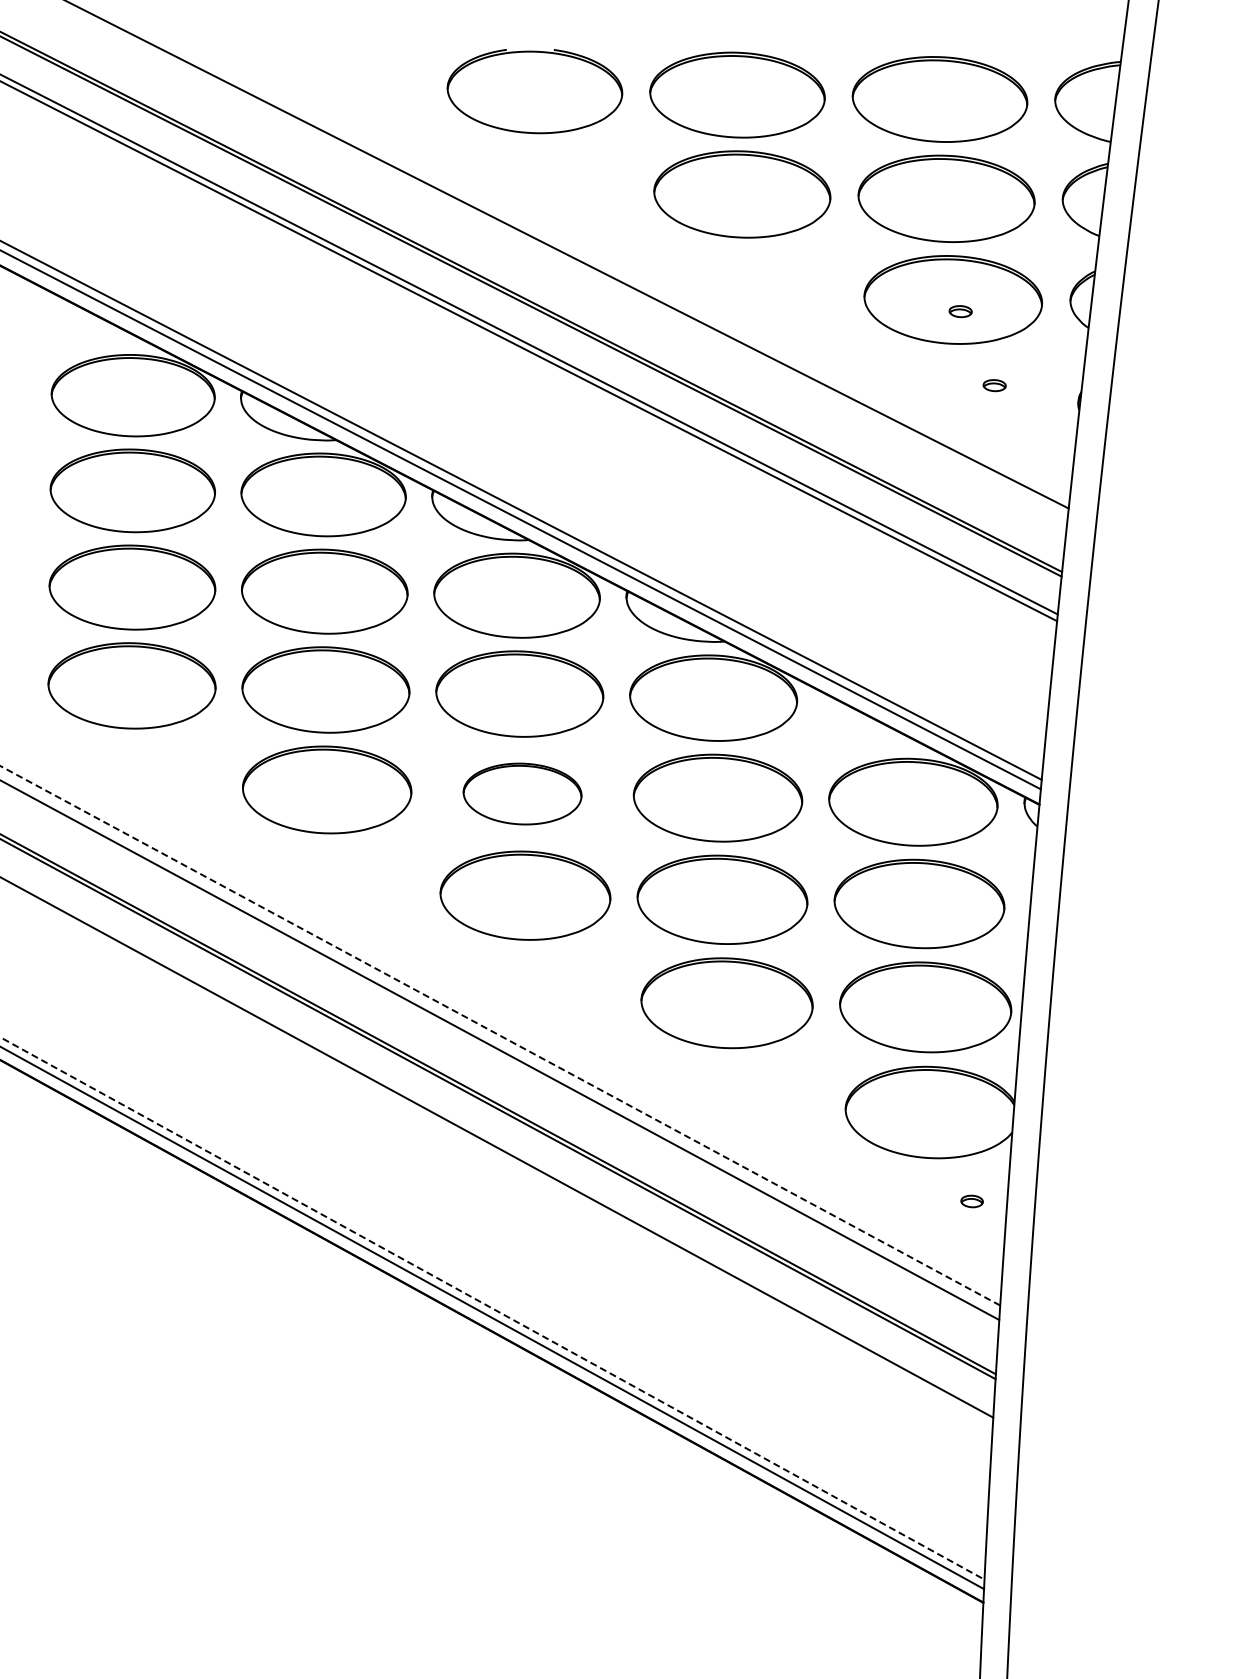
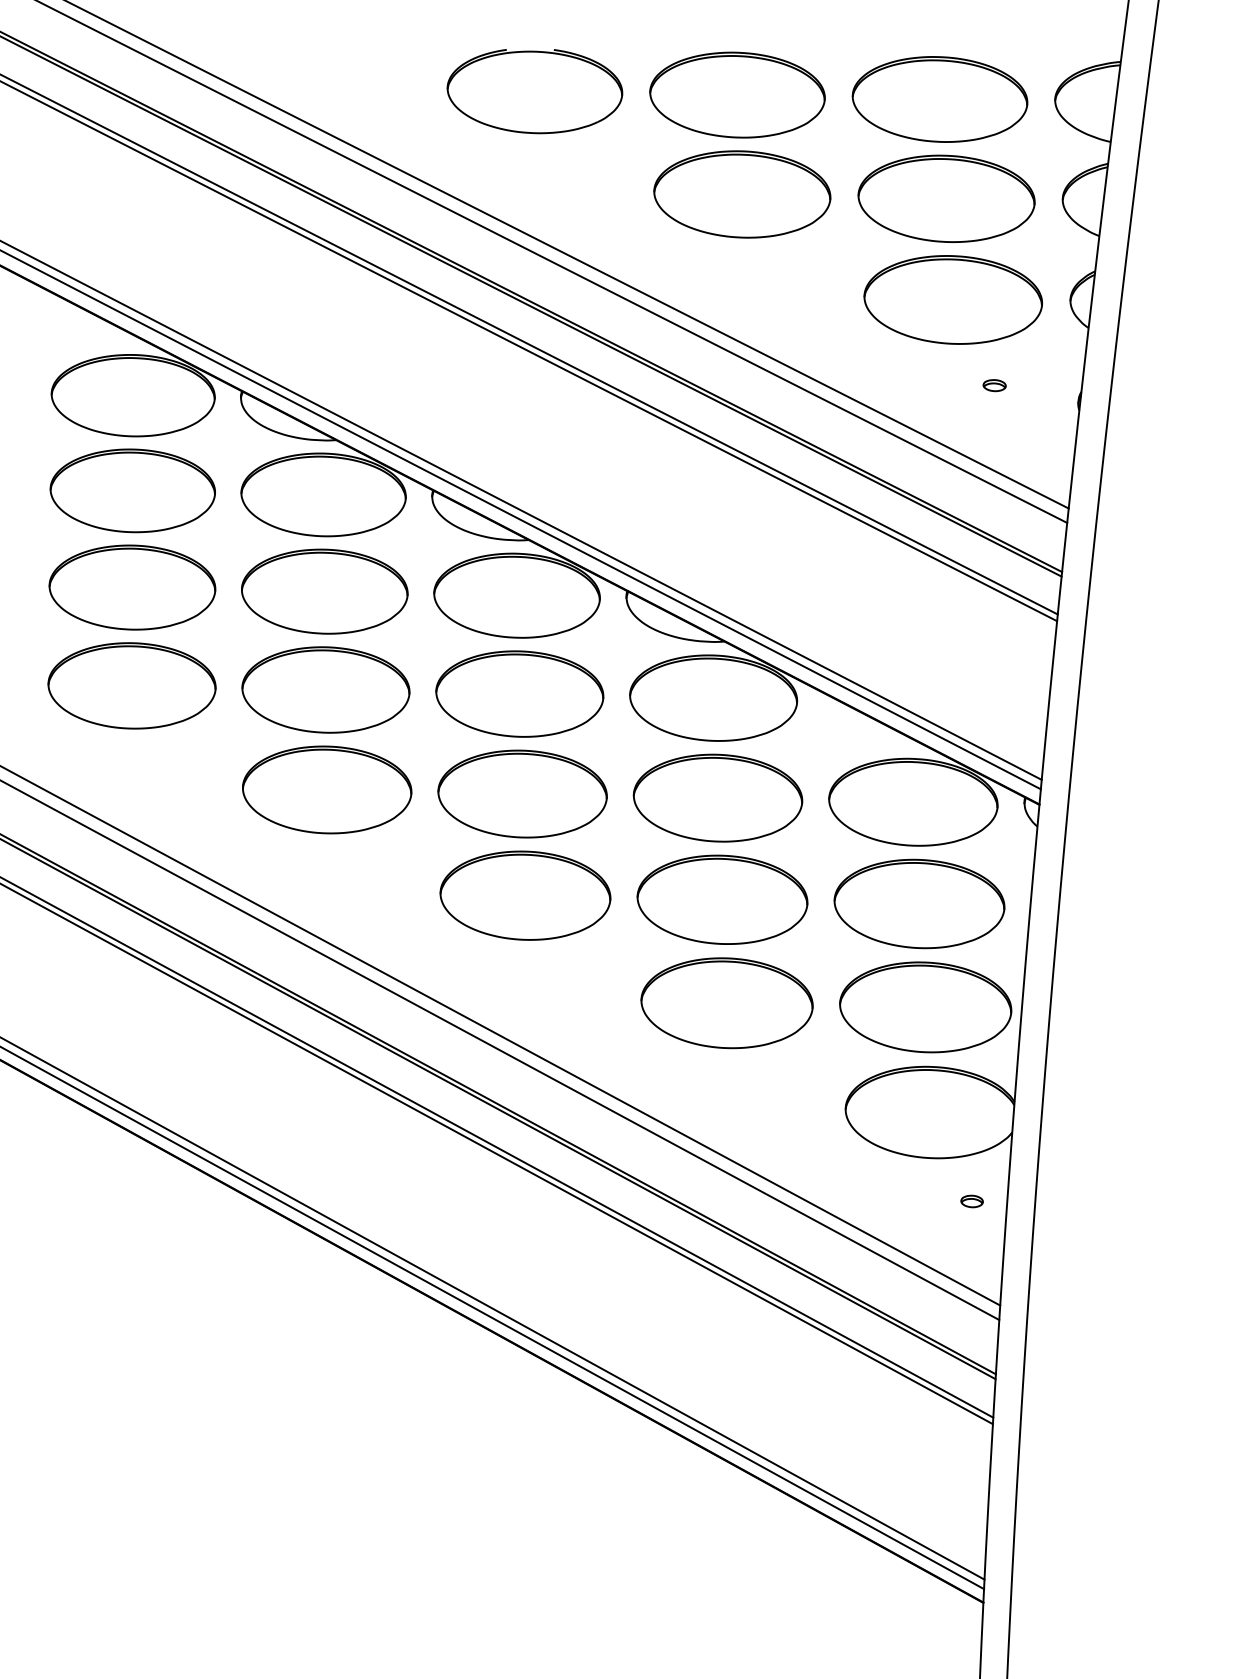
line: none -> present (553, 262)
part: present -> none (960, 311)
part size: 121x64 px -> 171x90 px (522, 793)
line: dashed -> solid (500, 1035)
line: none -> present (497, 1154)
line: dashed -> solid (492, 1308)
